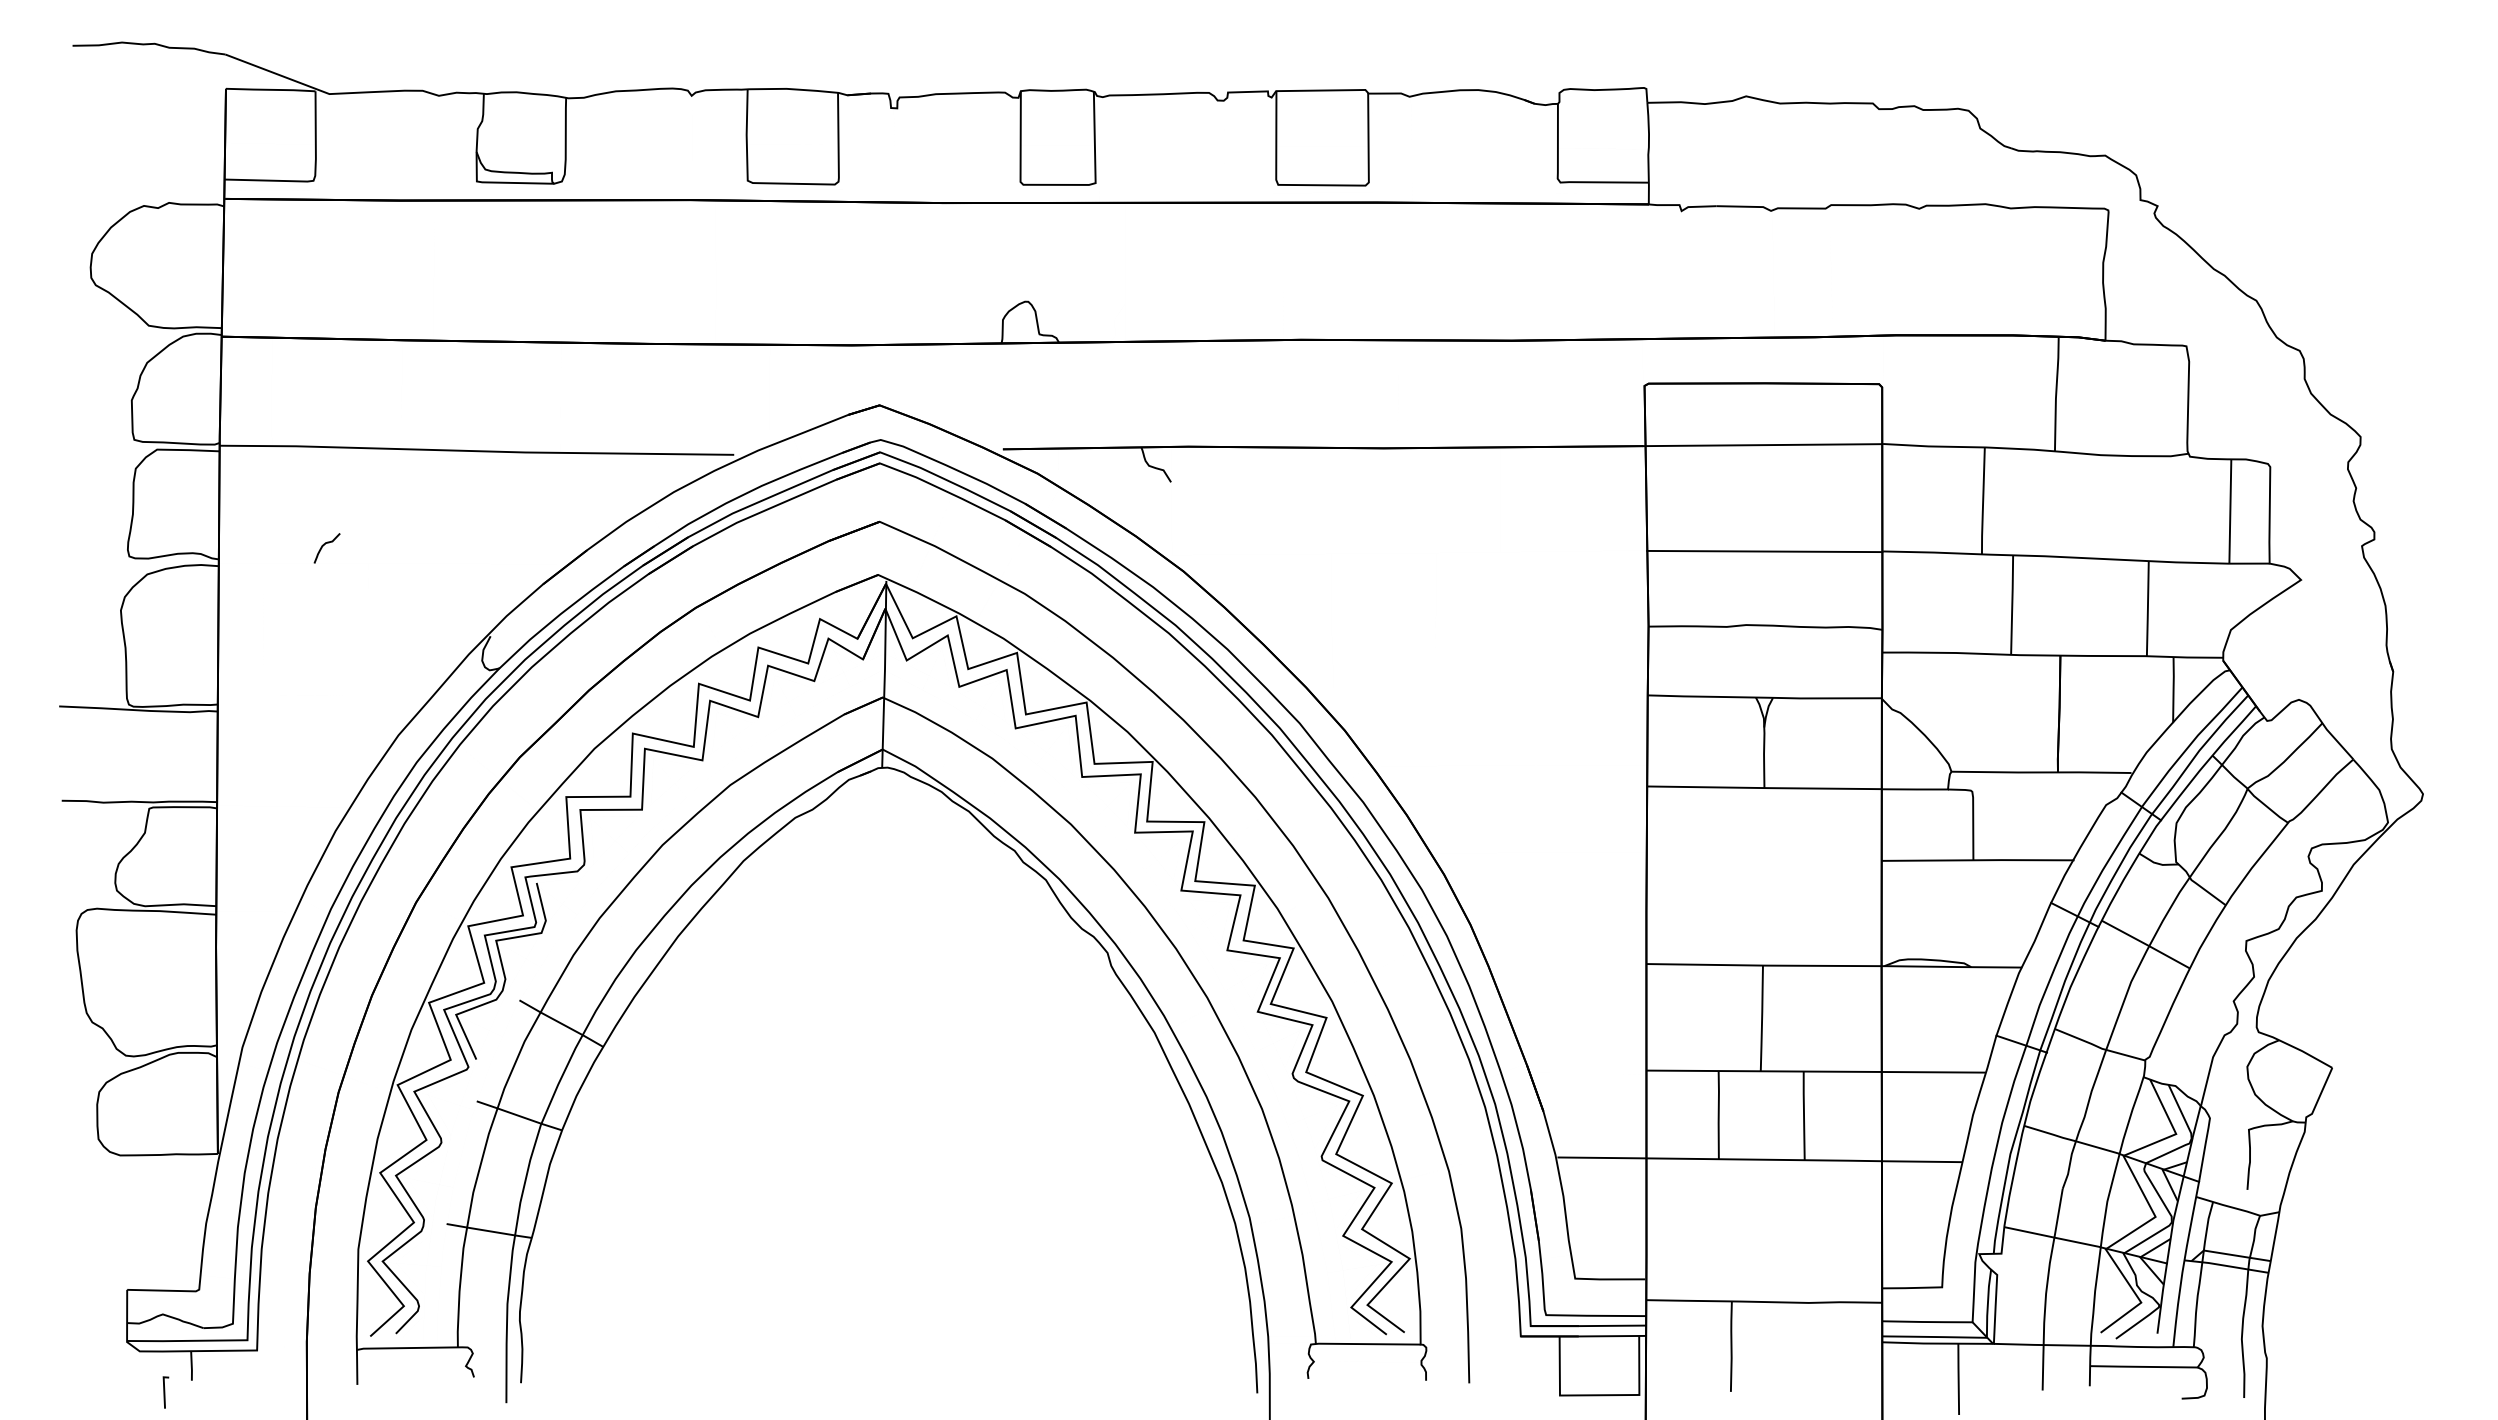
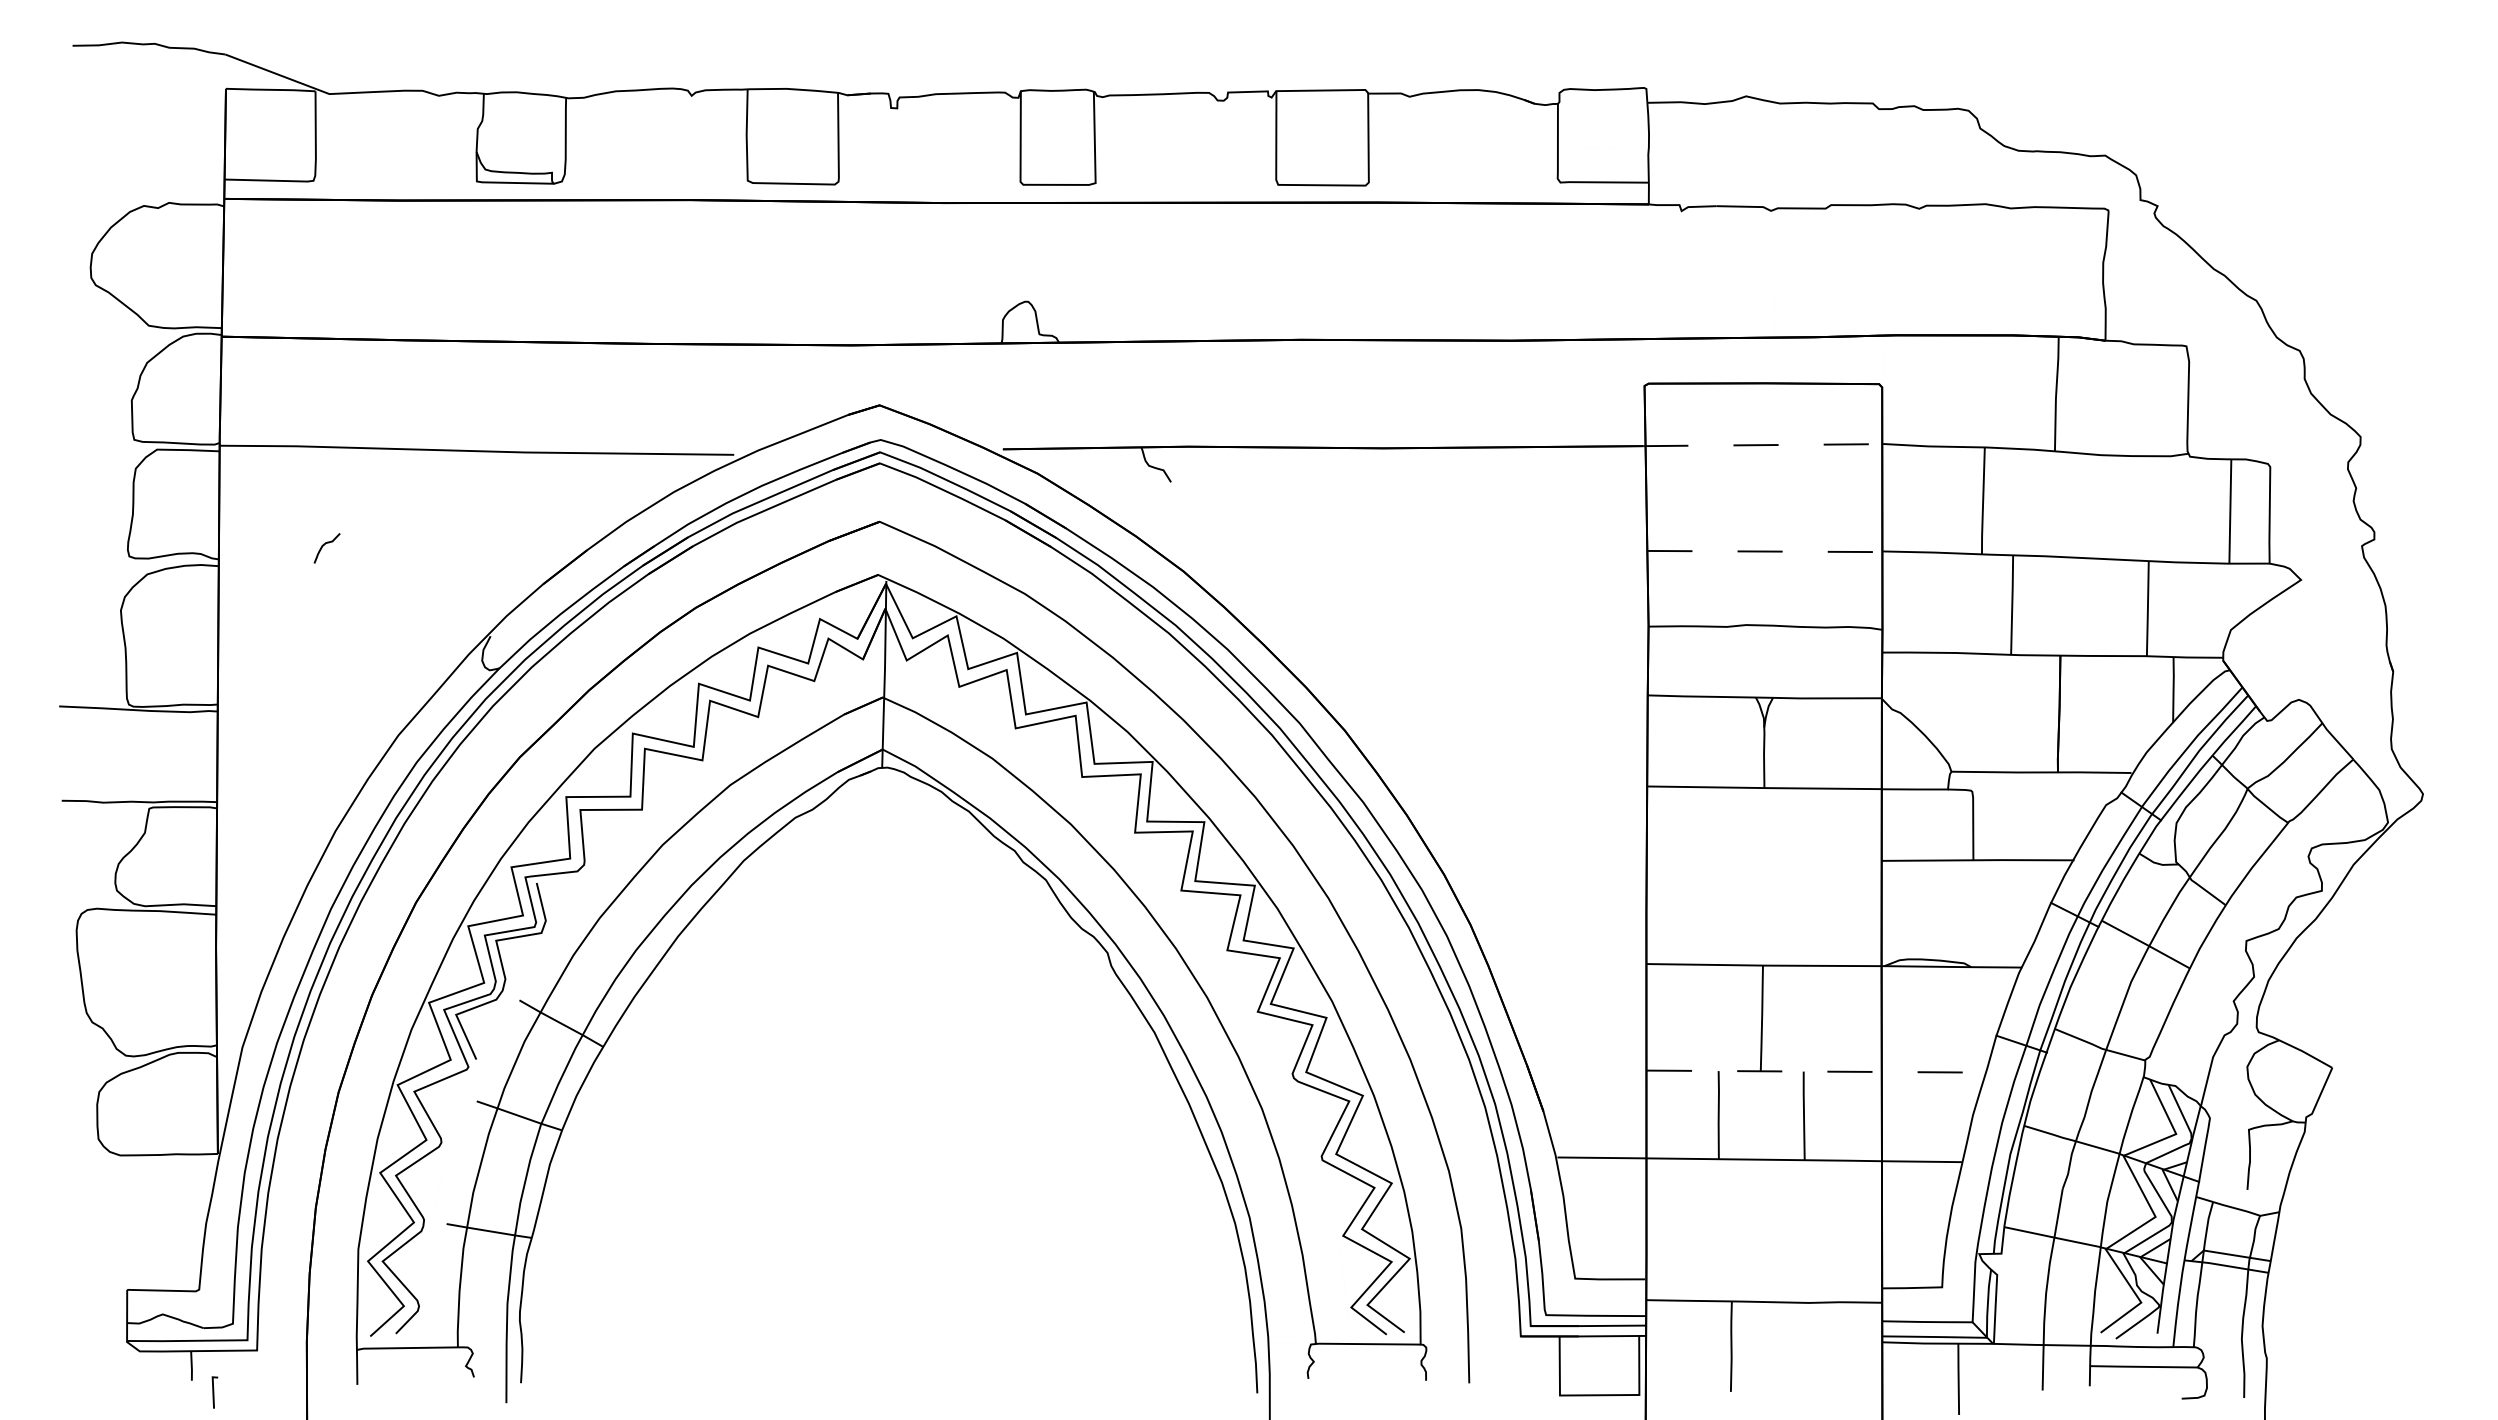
line: solid -> dashed (1762, 445)
line: solid -> dashed (1764, 551)
line: solid -> dashed (1816, 1071)
line position: (165, 1392) -> (214, 1392) (214, 1392)
